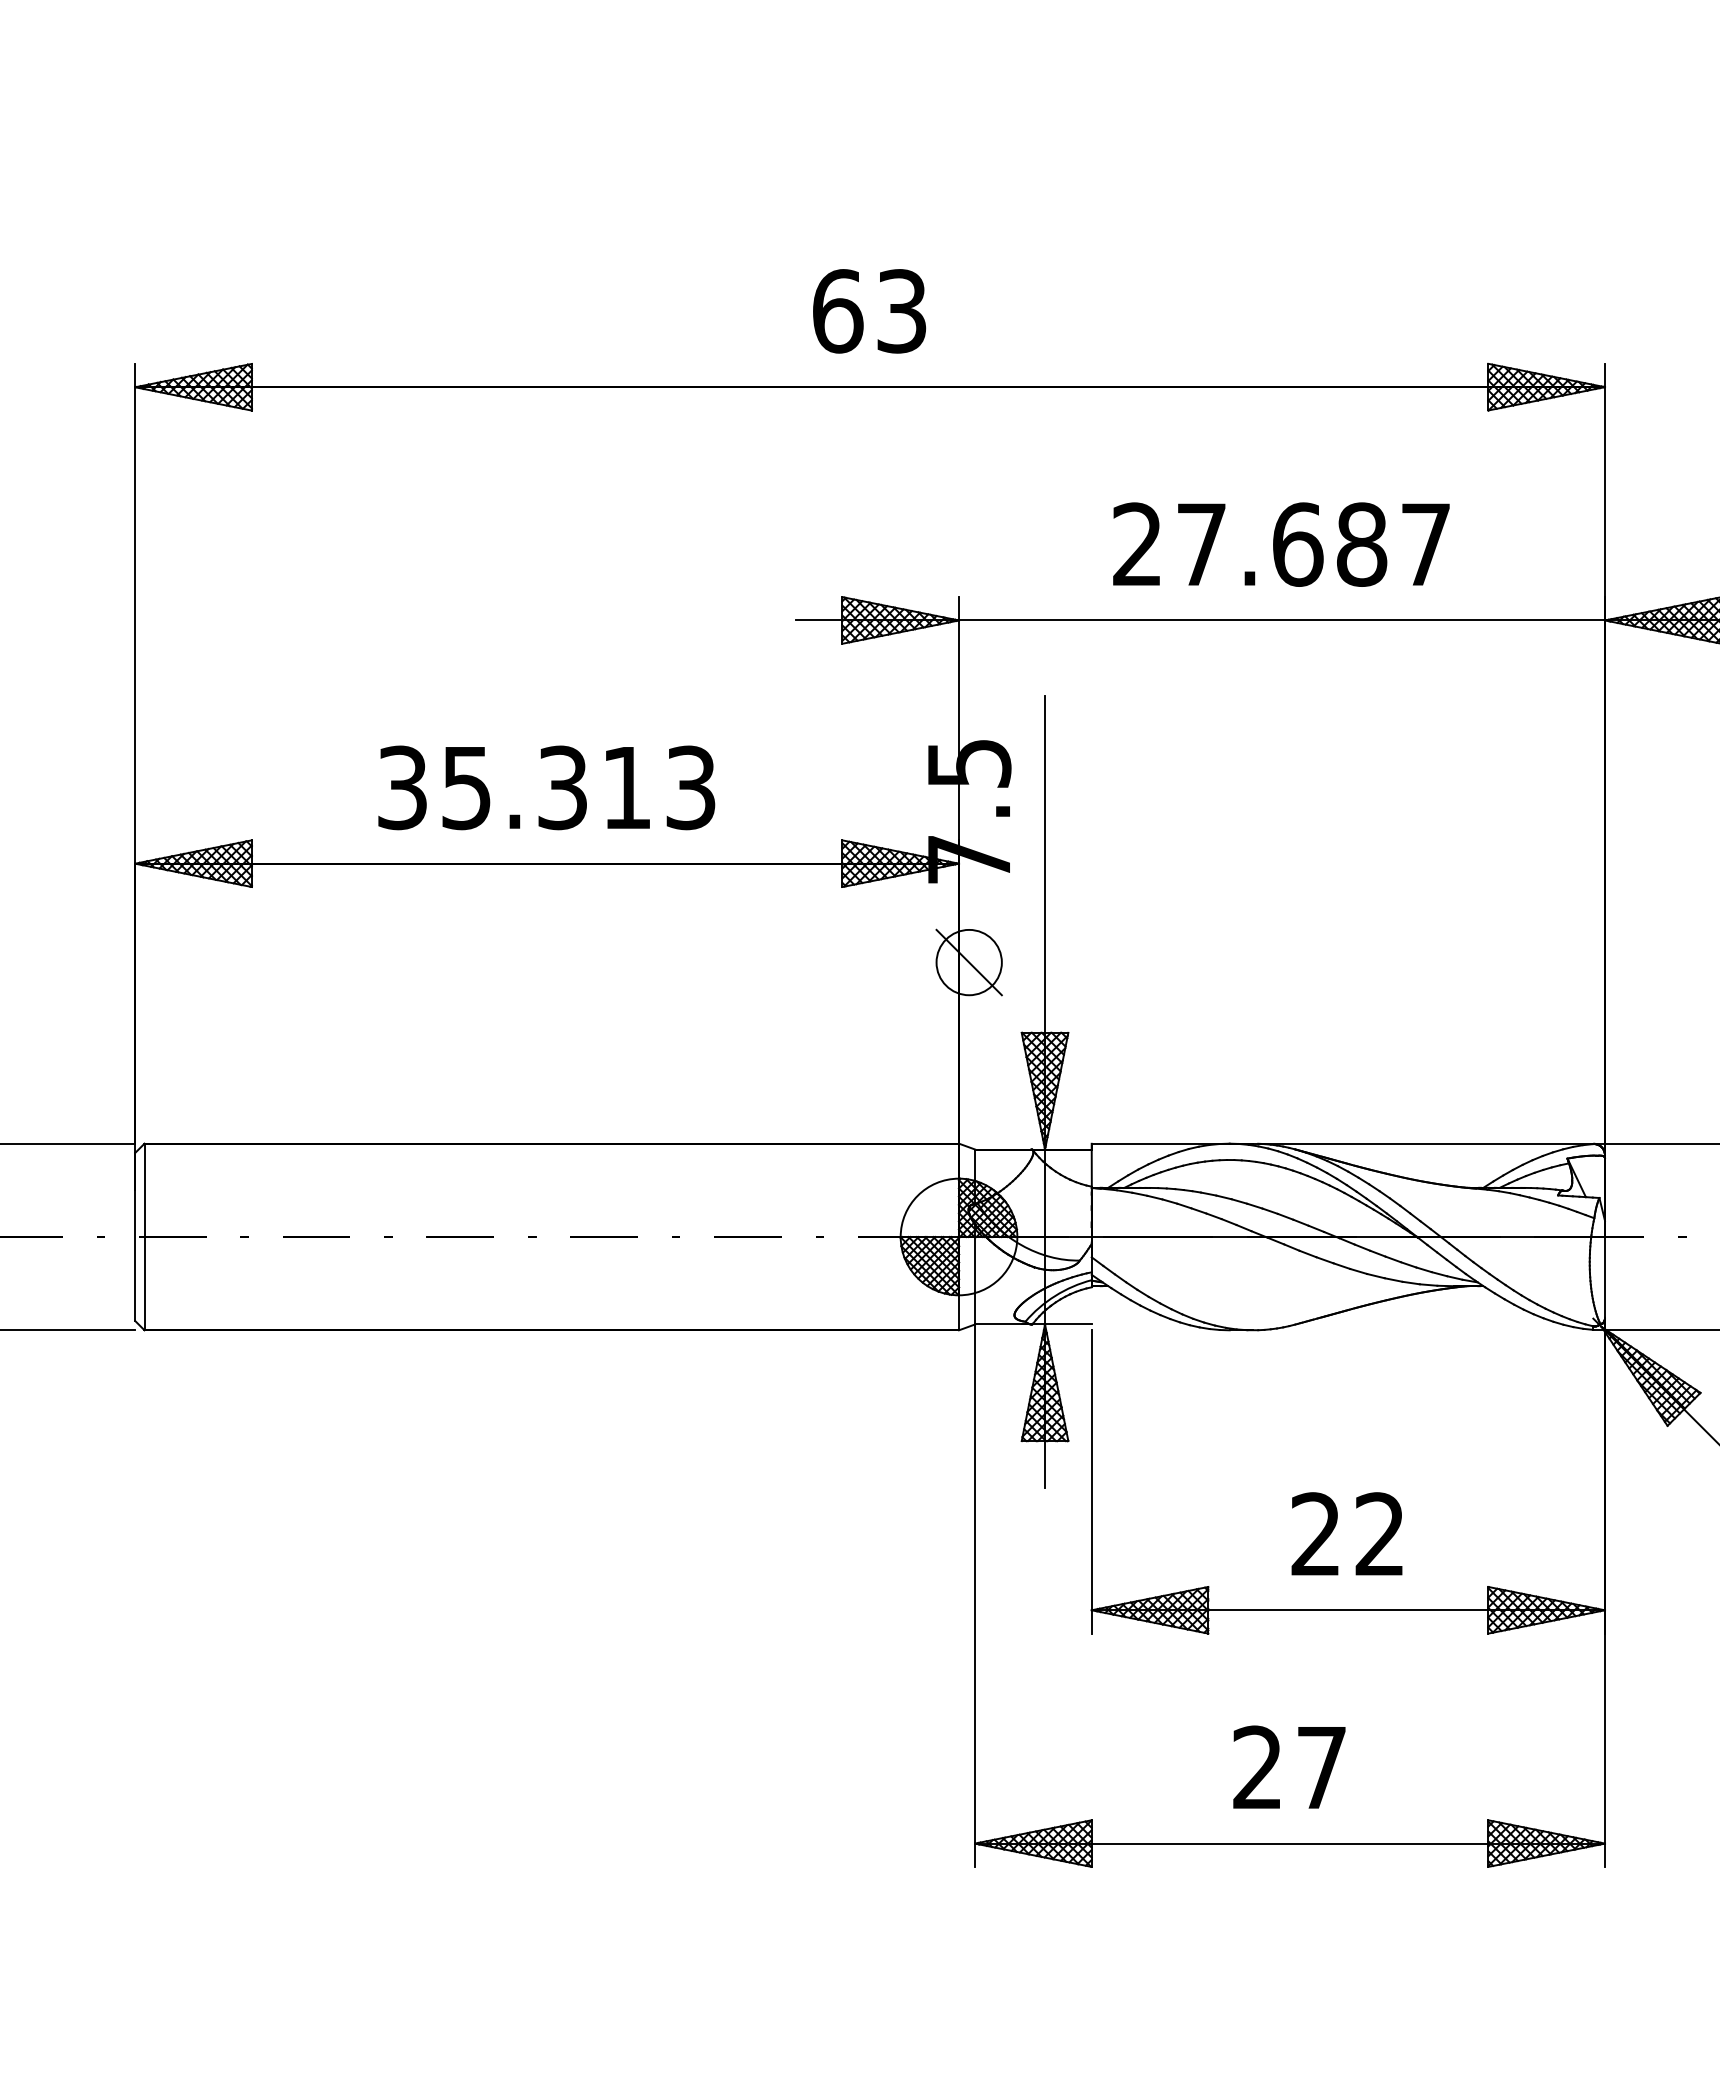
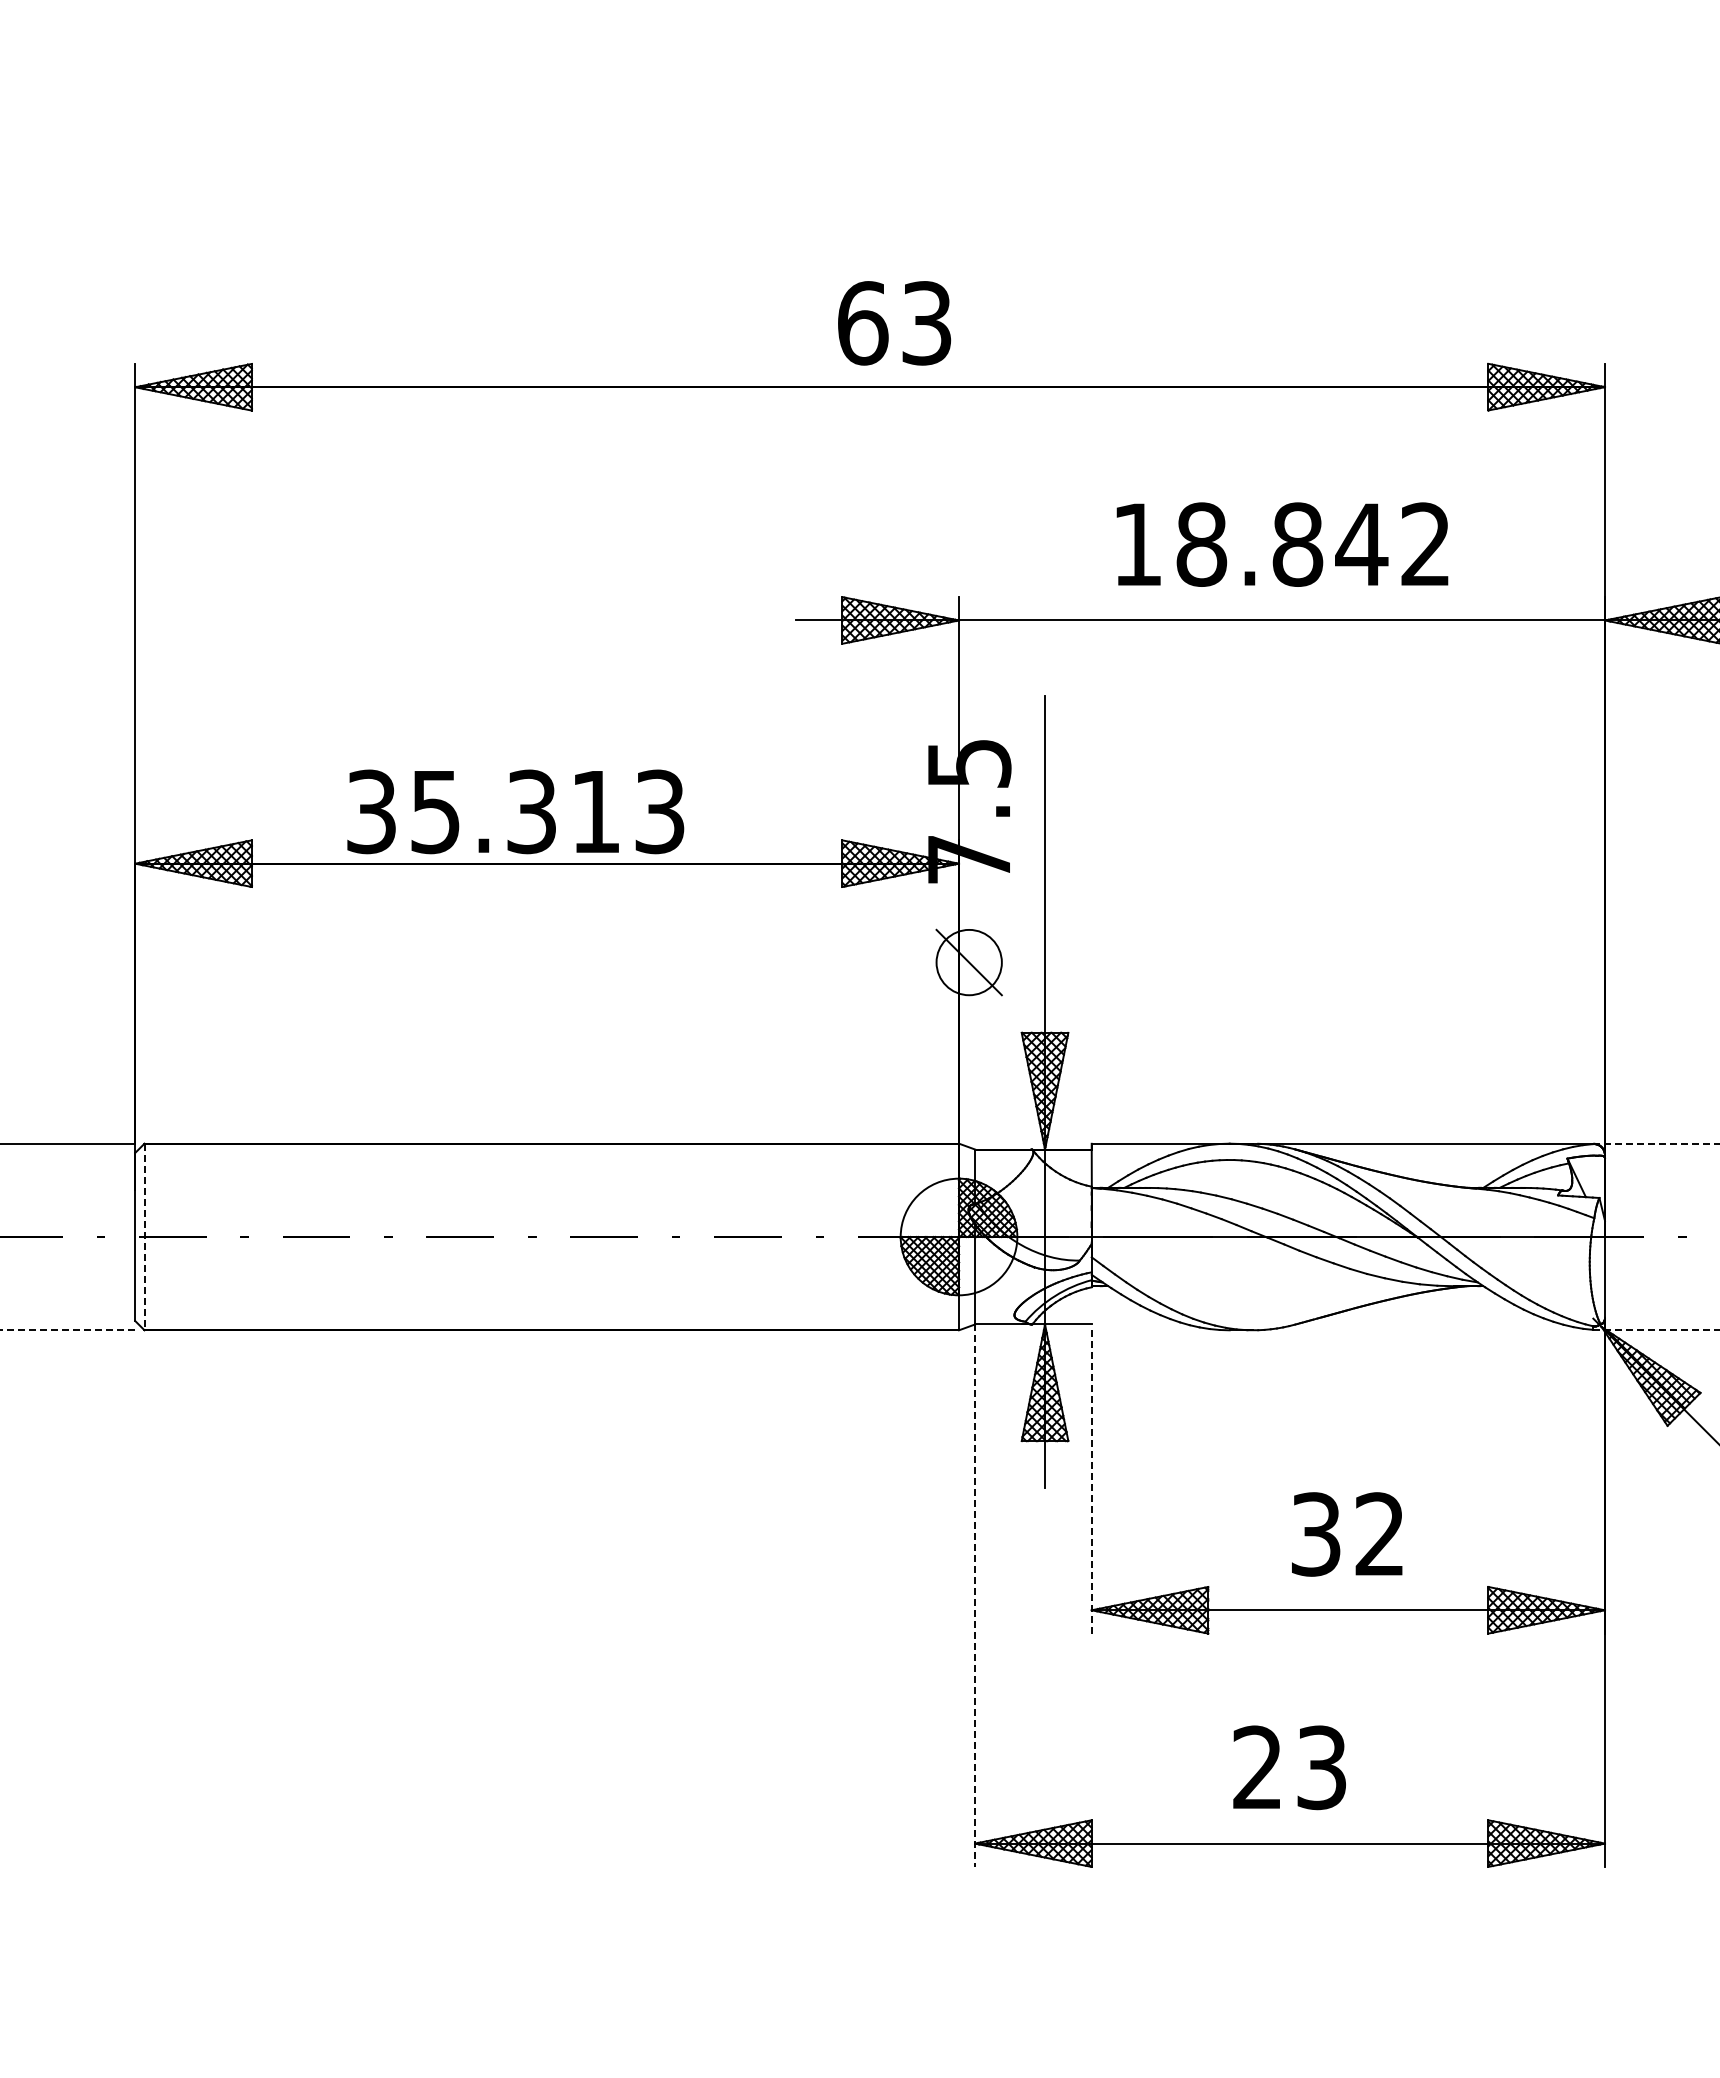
text position: (869, 311) -> (894, 323) (894, 323)
text: 27.687 -> 18.842 (1281, 544)
text position: (546, 787) -> (515, 811) (515, 811)
line: solid -> dashed (1656, 1143)
line: solid -> dashed (144, 1237)
line: solid -> dashed (67, 1330)
line: solid -> dashed (1656, 1330)
line: solid -> dashed (1091, 1481)
text: 22 -> 32 (1315, 1534)
line: solid -> dashed (975, 1596)
text: 27 -> 23 (1321, 1767)
